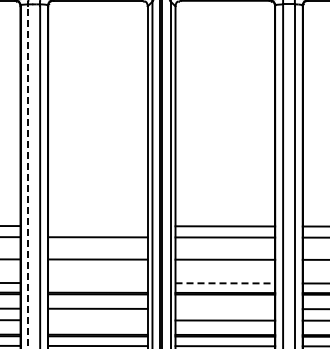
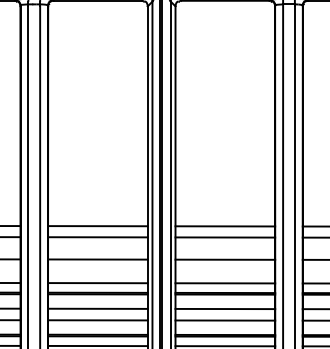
line: dashed -> solid (28, 177)
line: none -> present (97, 226)
line: none -> present (97, 283)
line: dashed -> solid (225, 283)
line: none -> present (225, 308)
line: none -> present (97, 320)
